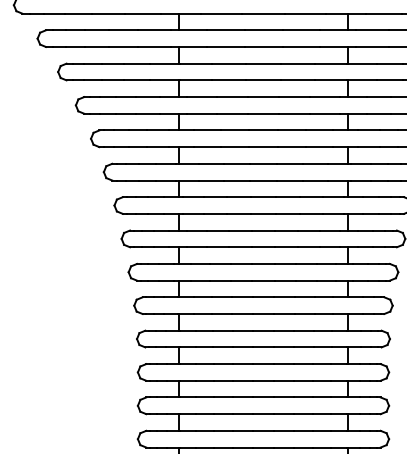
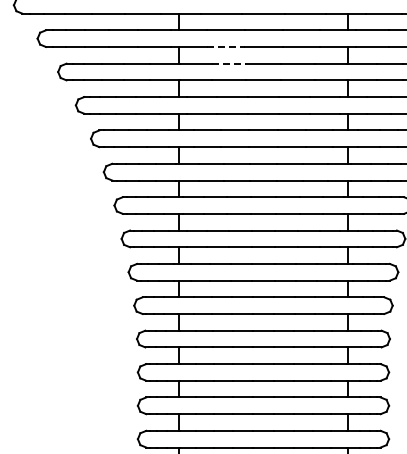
line: solid -> dashed (225, 46)
line: solid -> dashed (229, 63)
